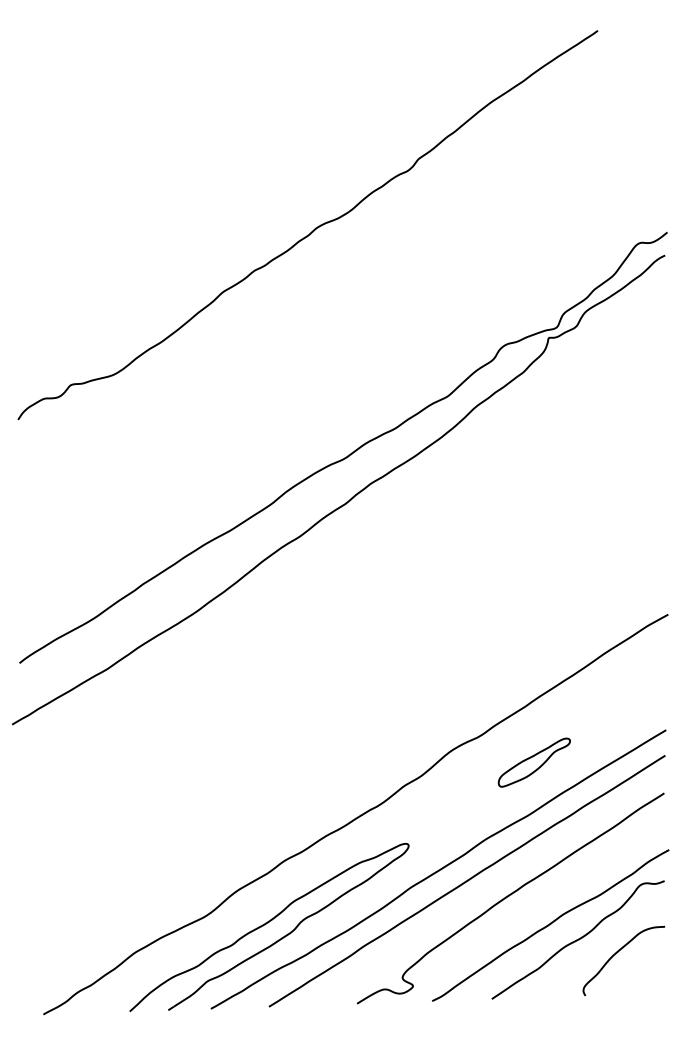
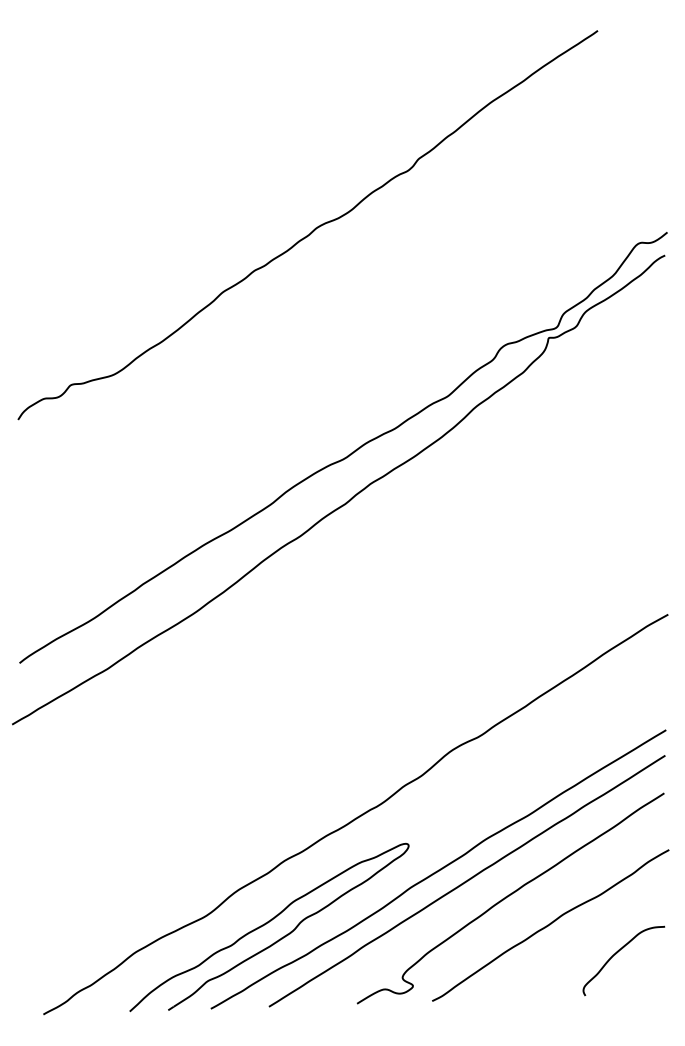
part: present -> none (533, 762)
curve: present -> none (577, 939)
